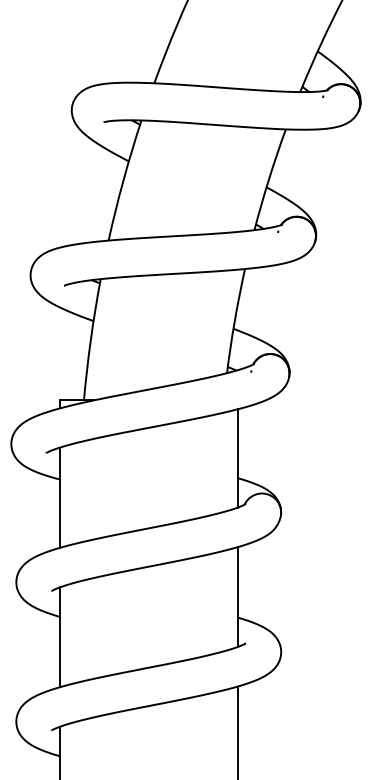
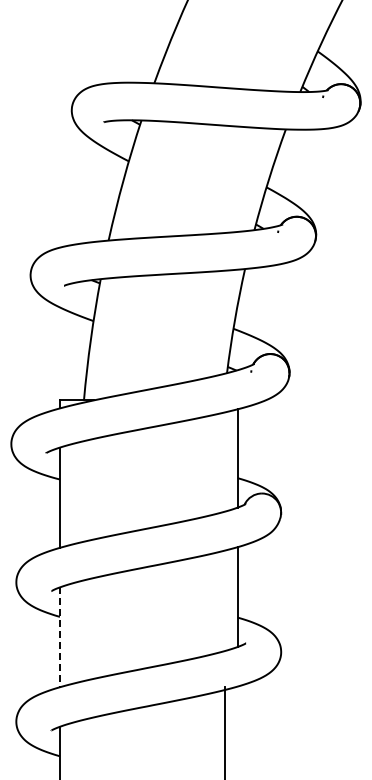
line: solid -> dashed (59, 637)
line position: (237, 731) -> (224, 731) (224, 731)
